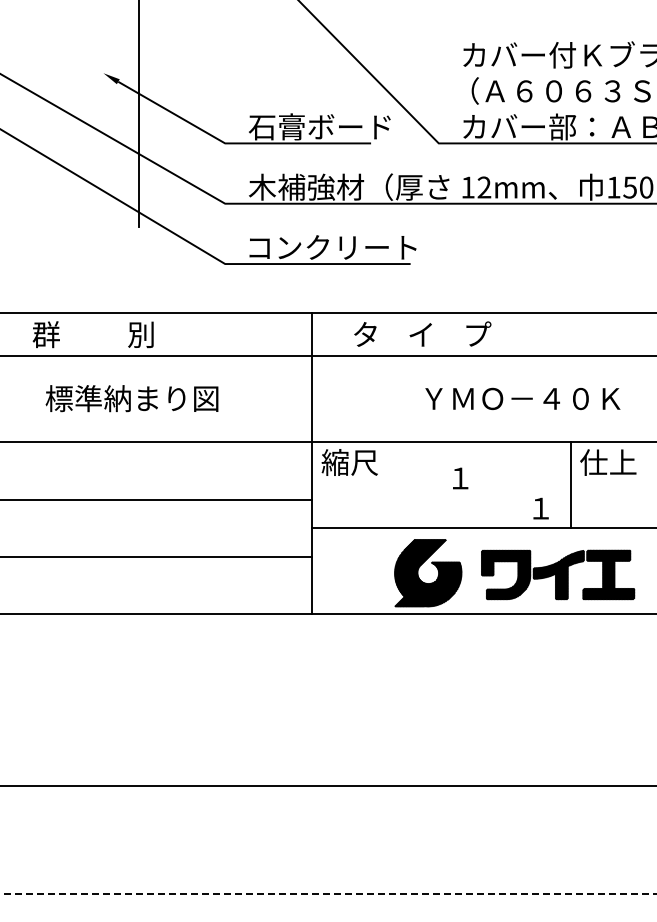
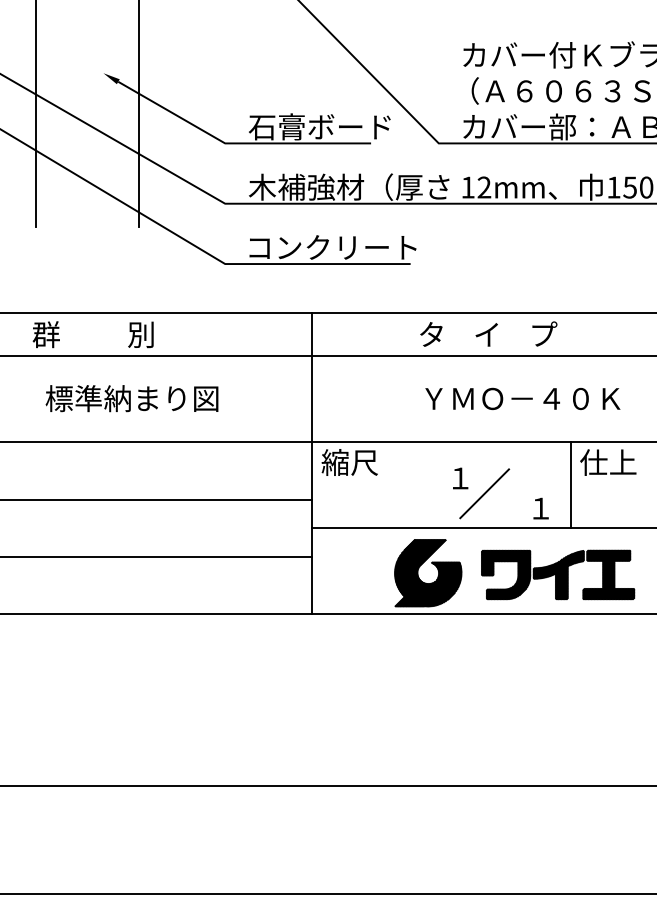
line: none -> present (35, 114)
text position: (422, 333) -> (488, 333) (488, 333)
line: none -> present (484, 493)
line: dashed -> solid (328, 894)
